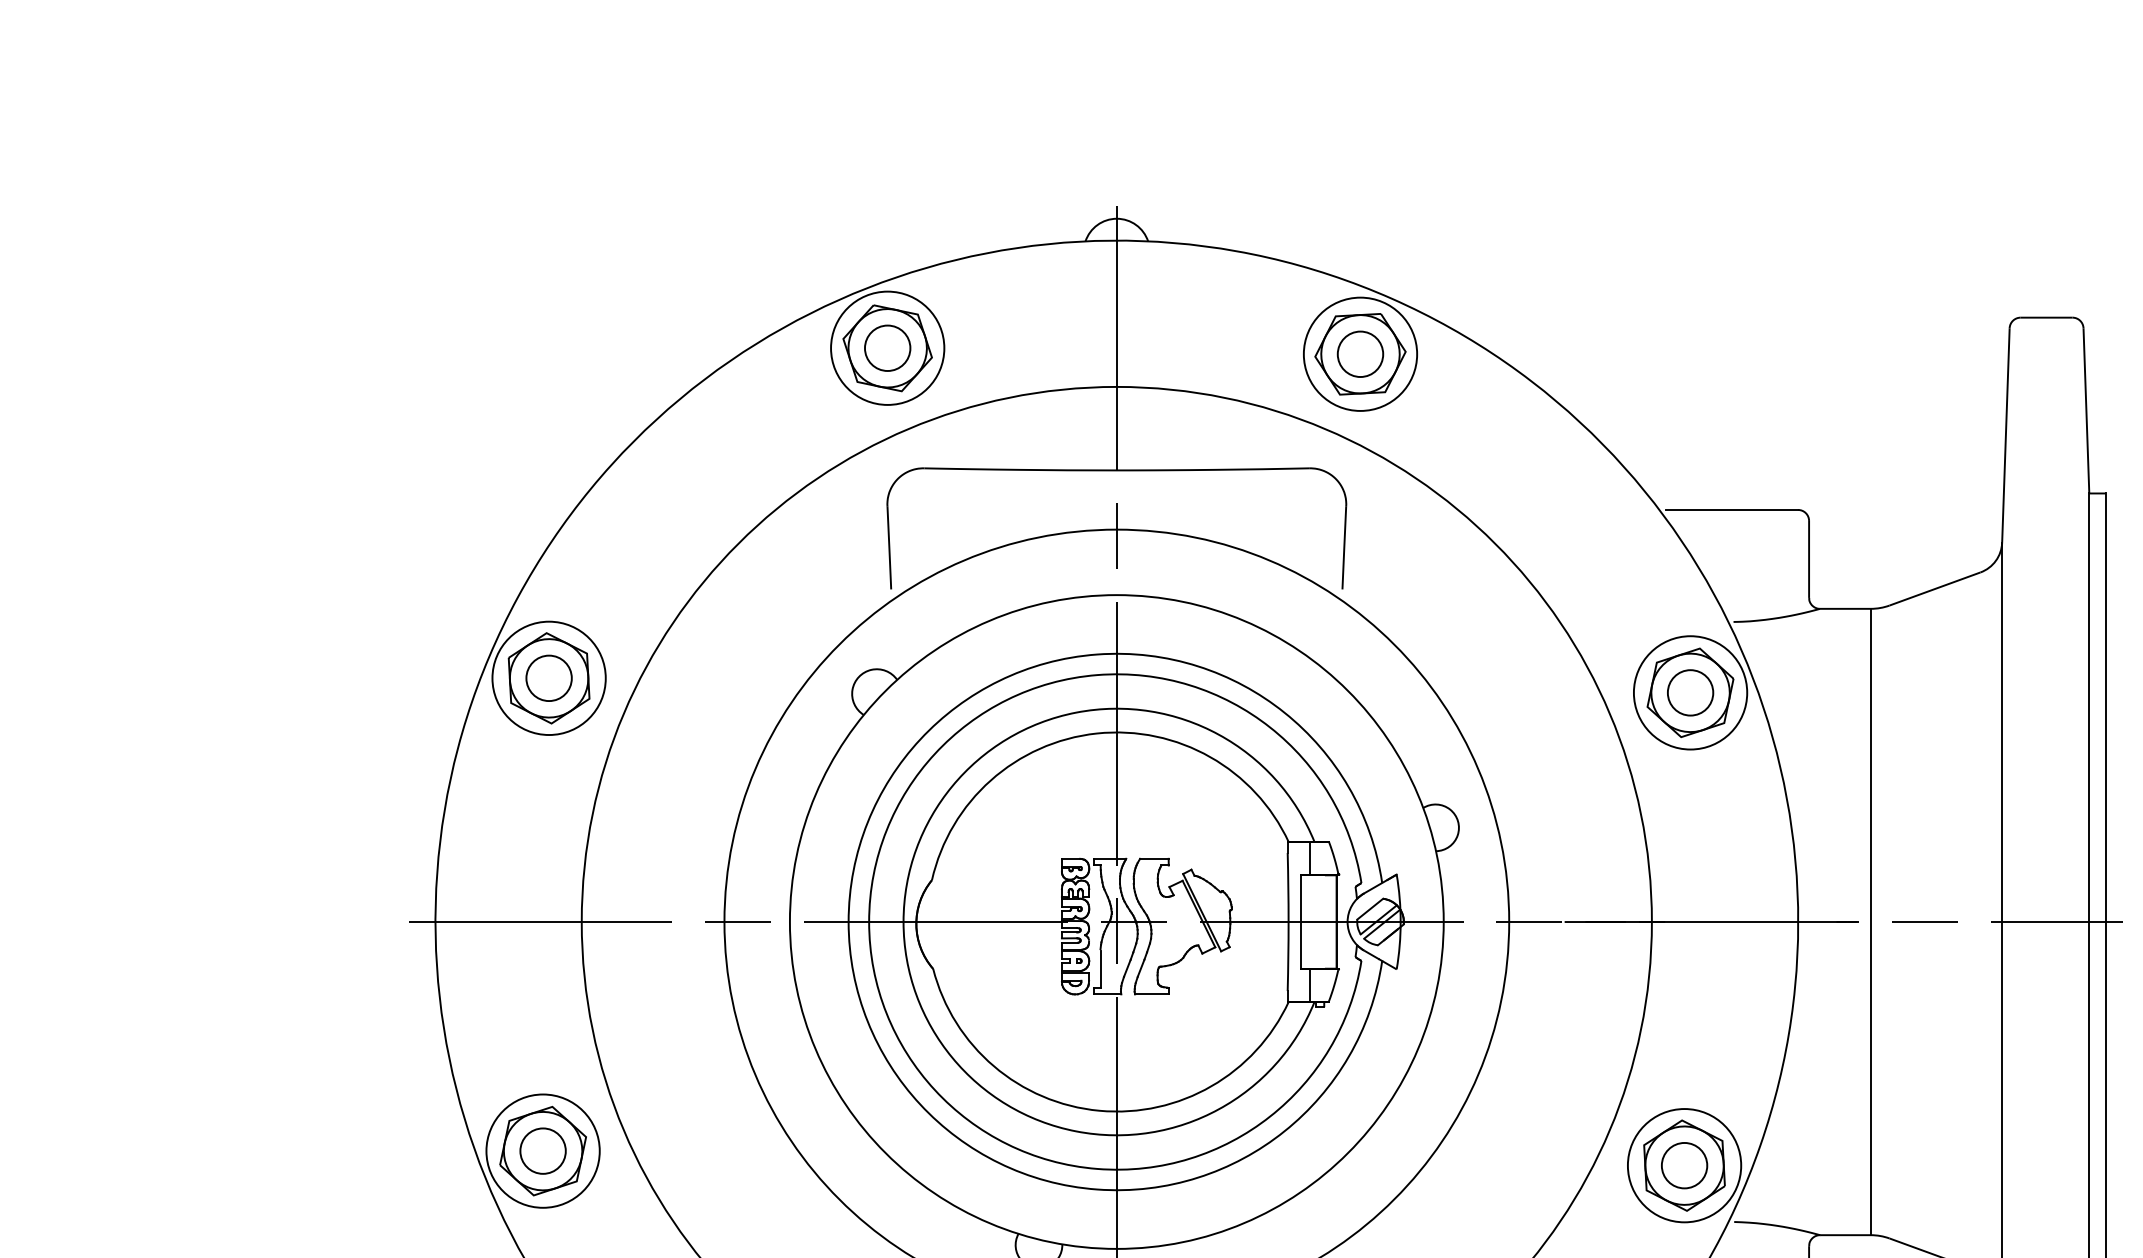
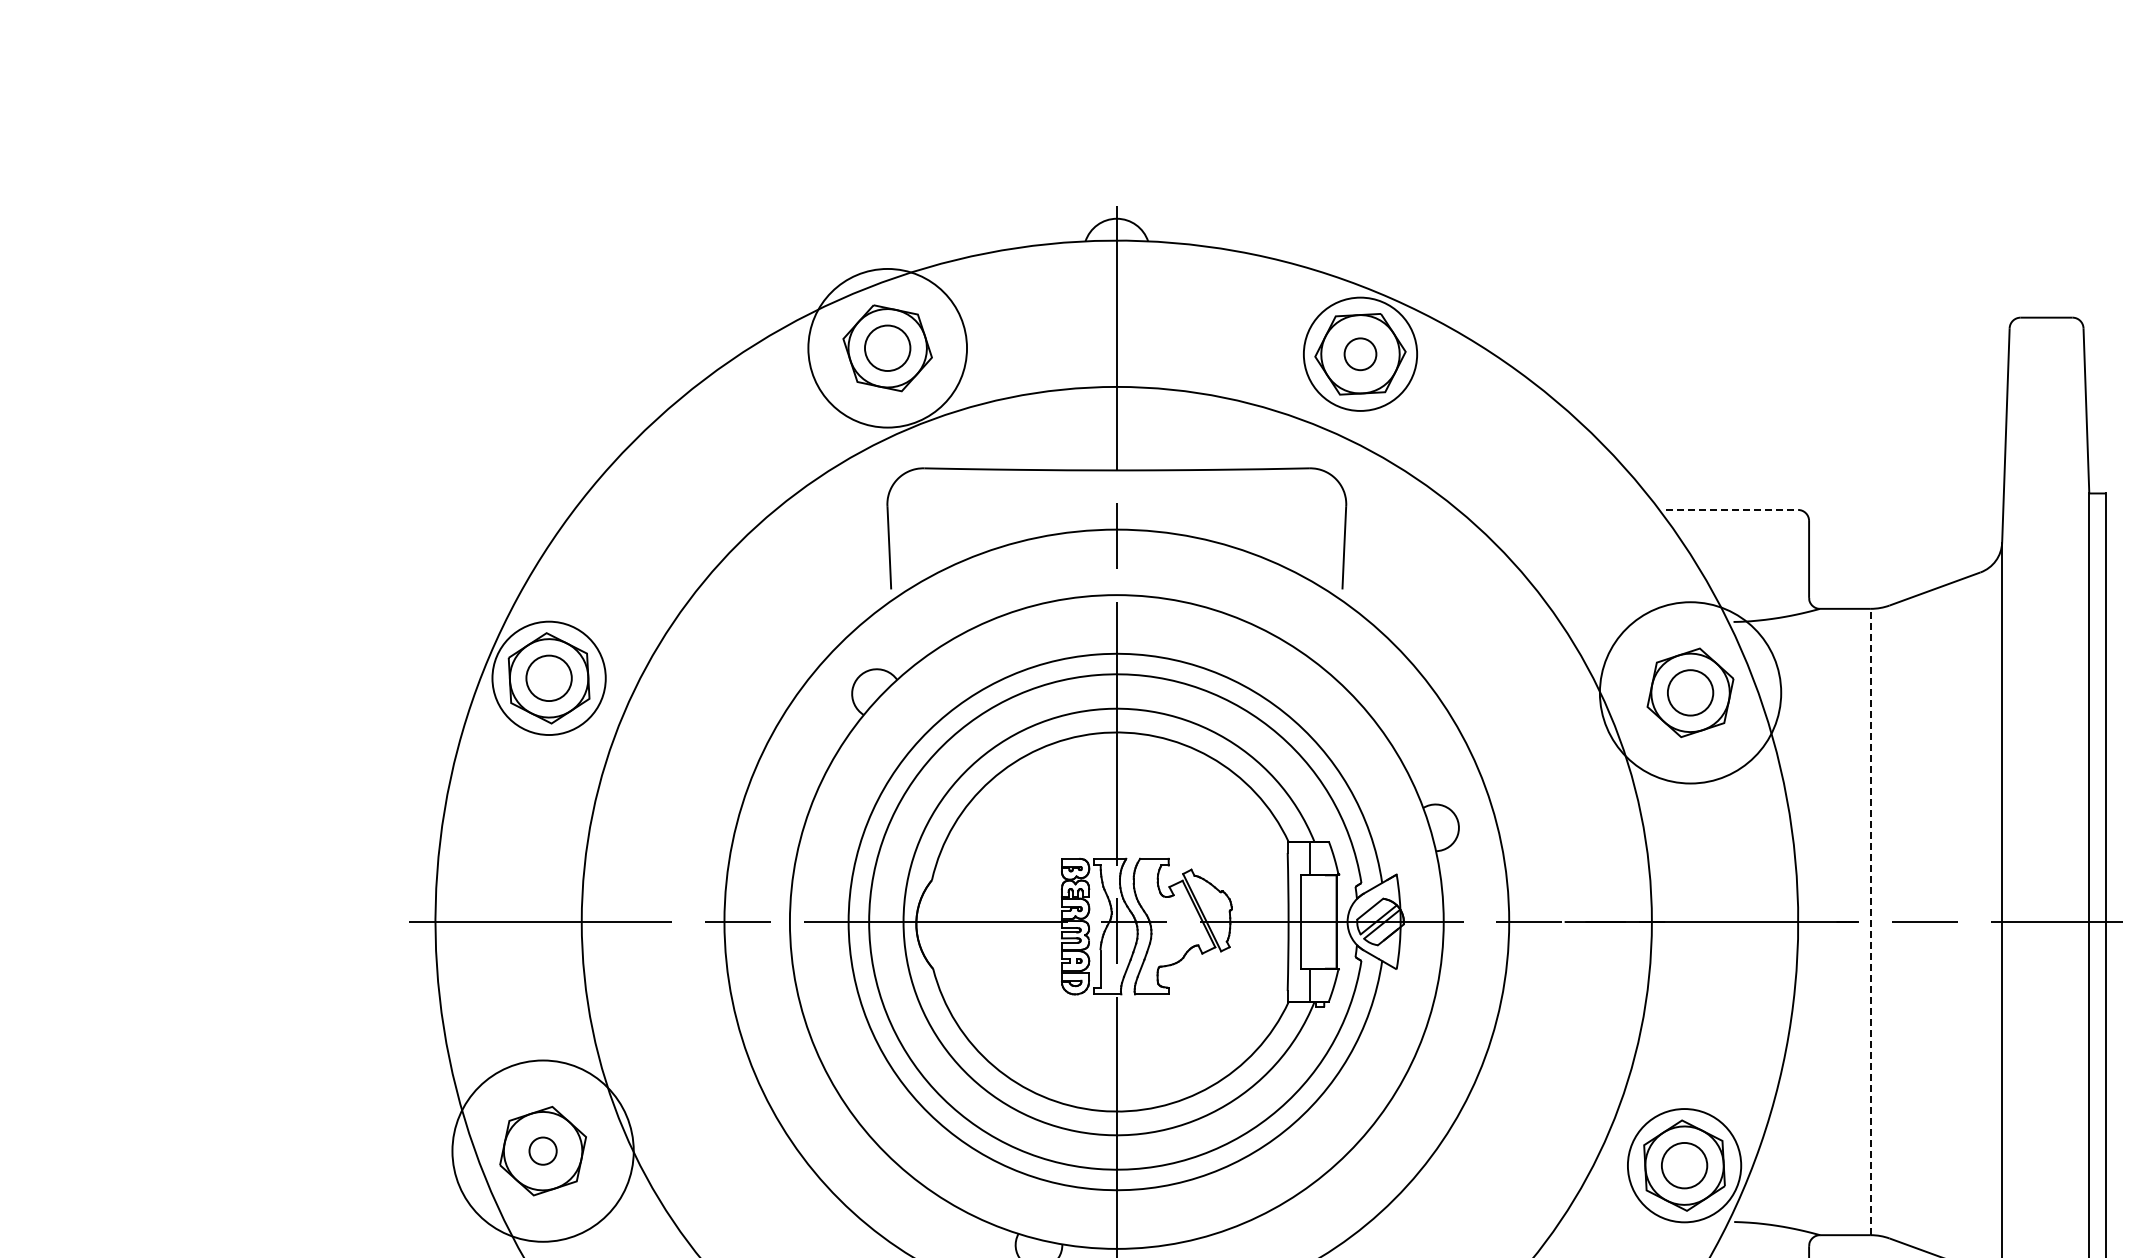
circle diameter: 113 px -> 159 px (887, 347)
circle diameter: 45 px -> 32 px (1360, 354)
line: solid -> dashed (1732, 509)
circle diameter: 113 px -> 181 px (1690, 692)
line: solid -> dashed (1870, 921)
circle diameter: 113 px -> 181 px (542, 1150)
circle diameter: 45 px -> 27 px (542, 1150)
